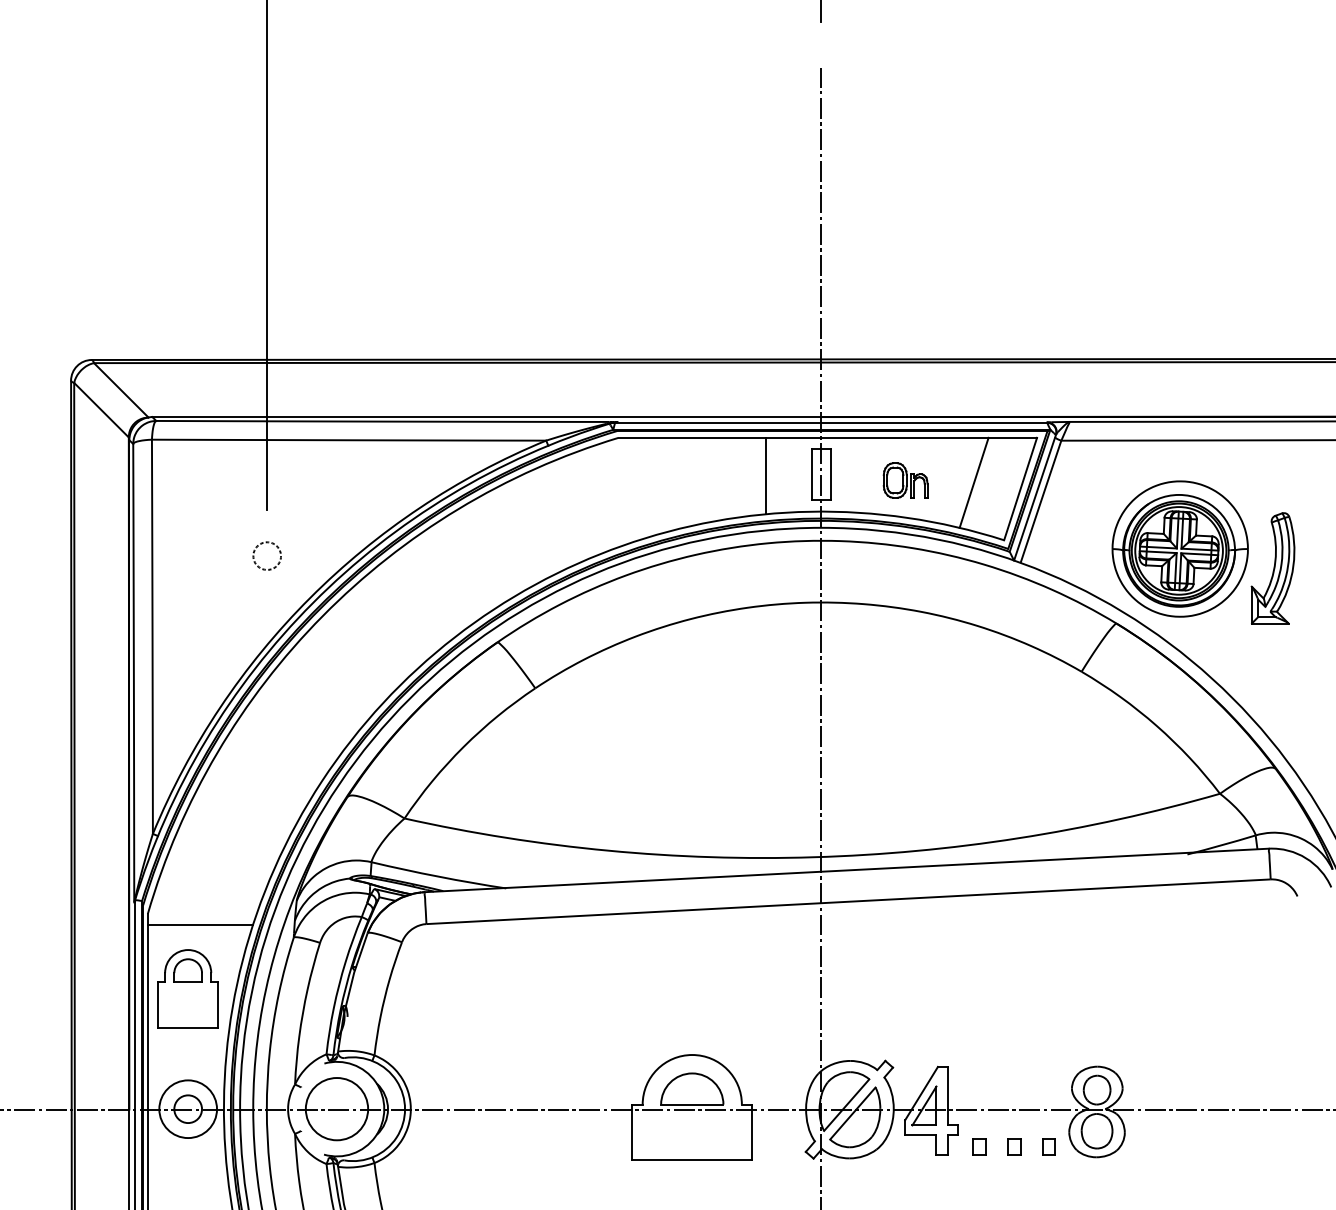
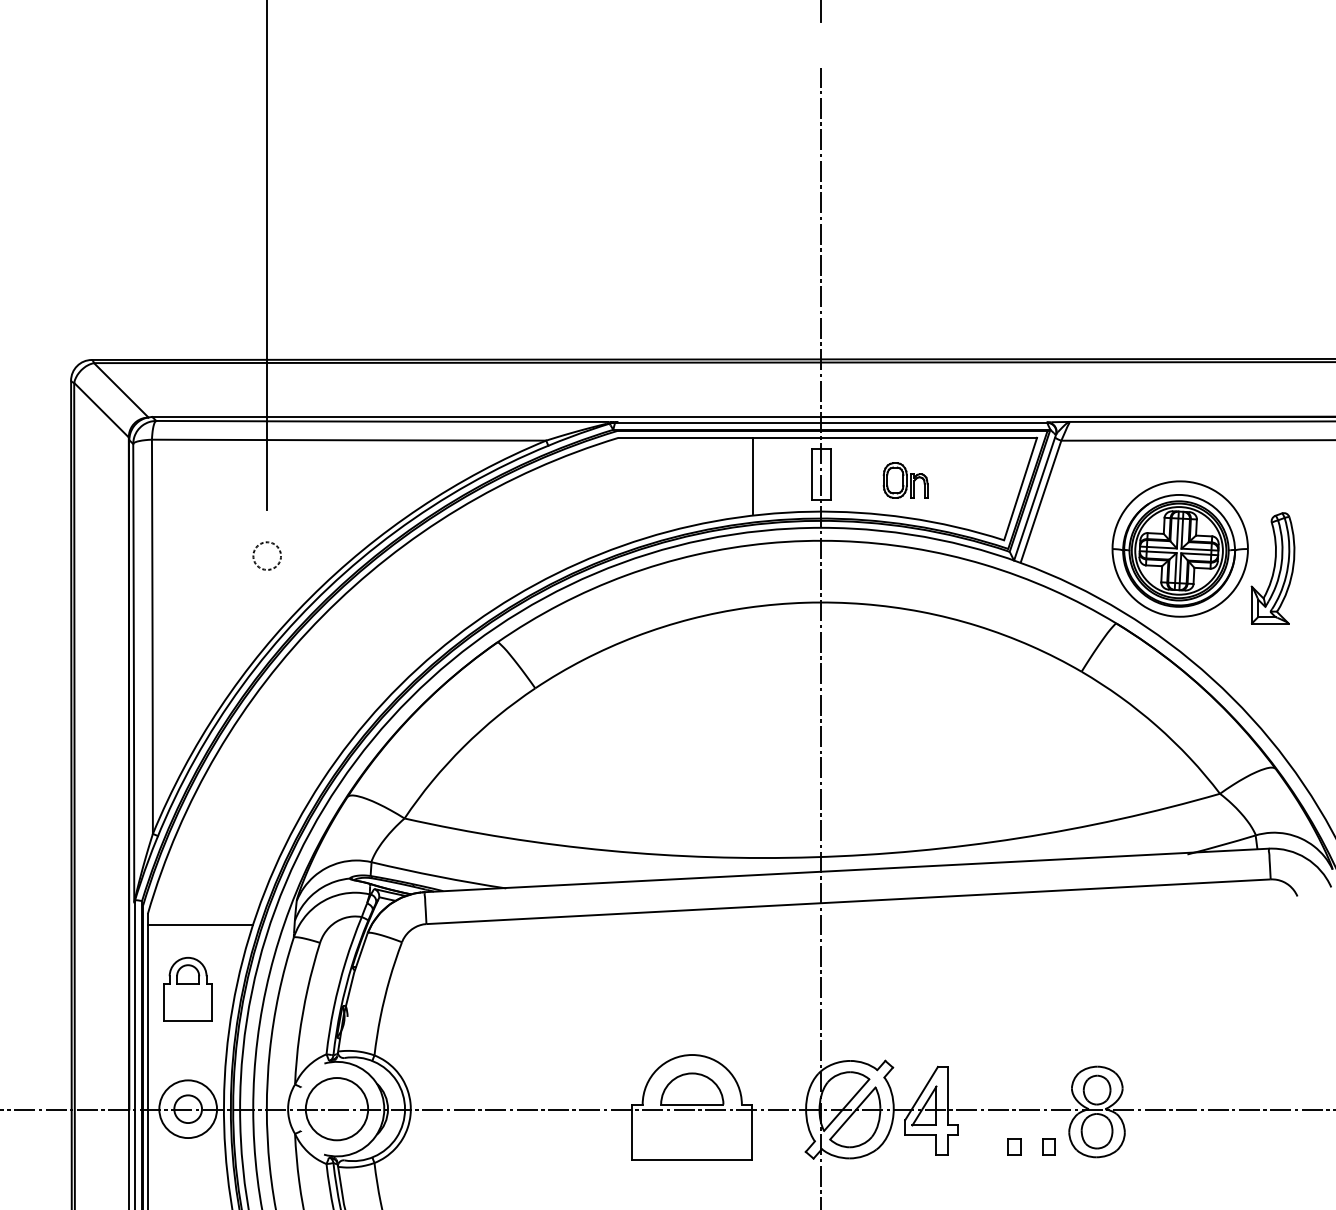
line position: (766, 475) -> (753, 475) (753, 475)
line: present -> none (973, 482)
part size: 62x80 px -> 50x66 px (187, 988)
part: present -> none (979, 1146)
